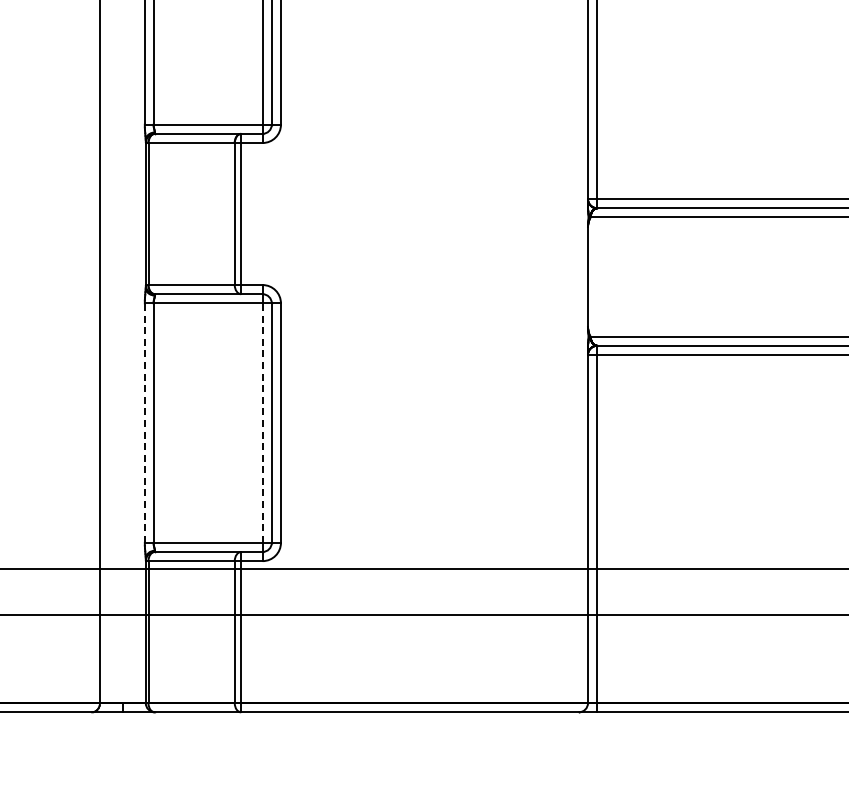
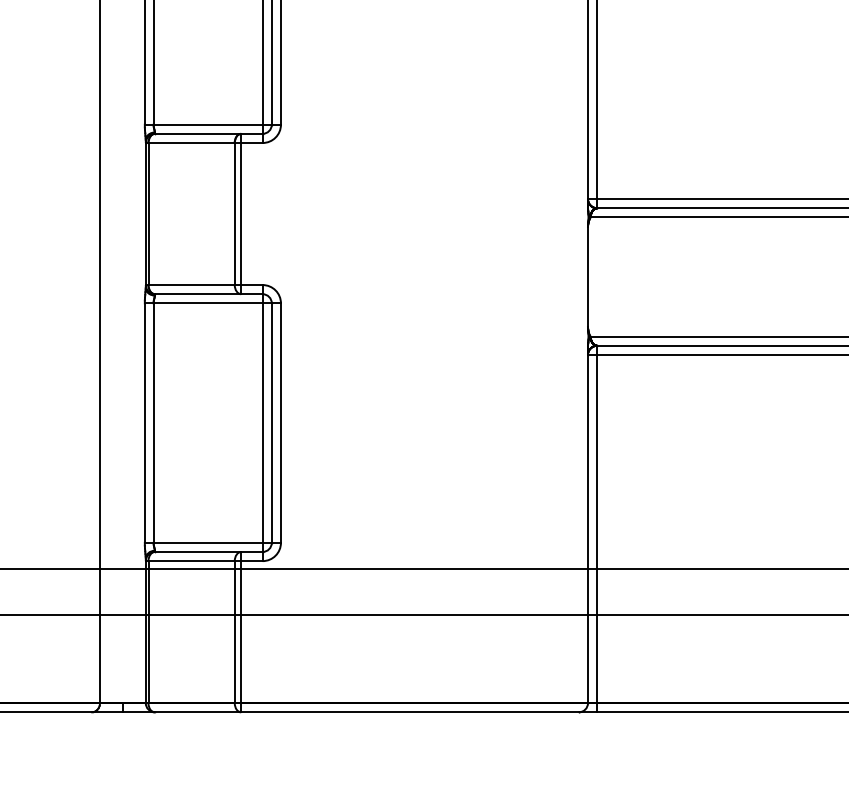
line: dashed -> solid (144, 423)
line: dashed -> solid (262, 423)
